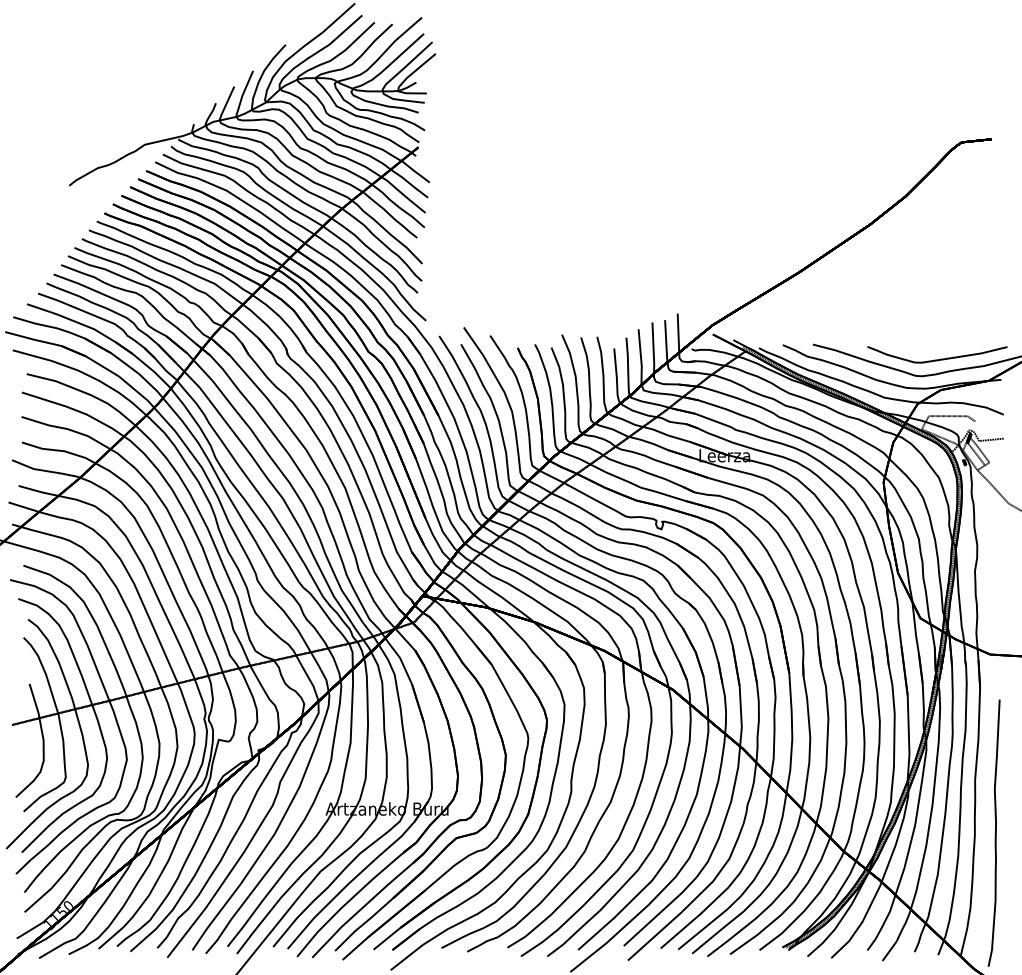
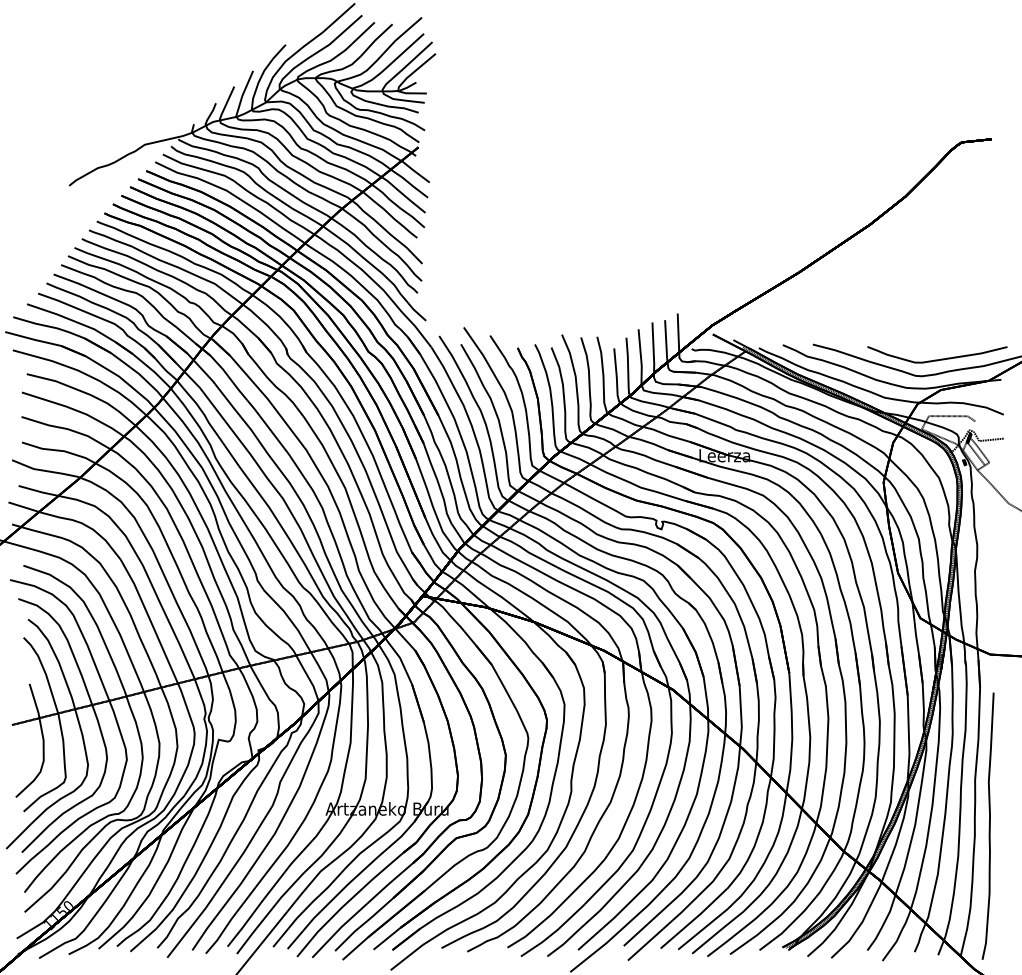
curve position: (994, 833) -> (988, 826) (988, 826)
